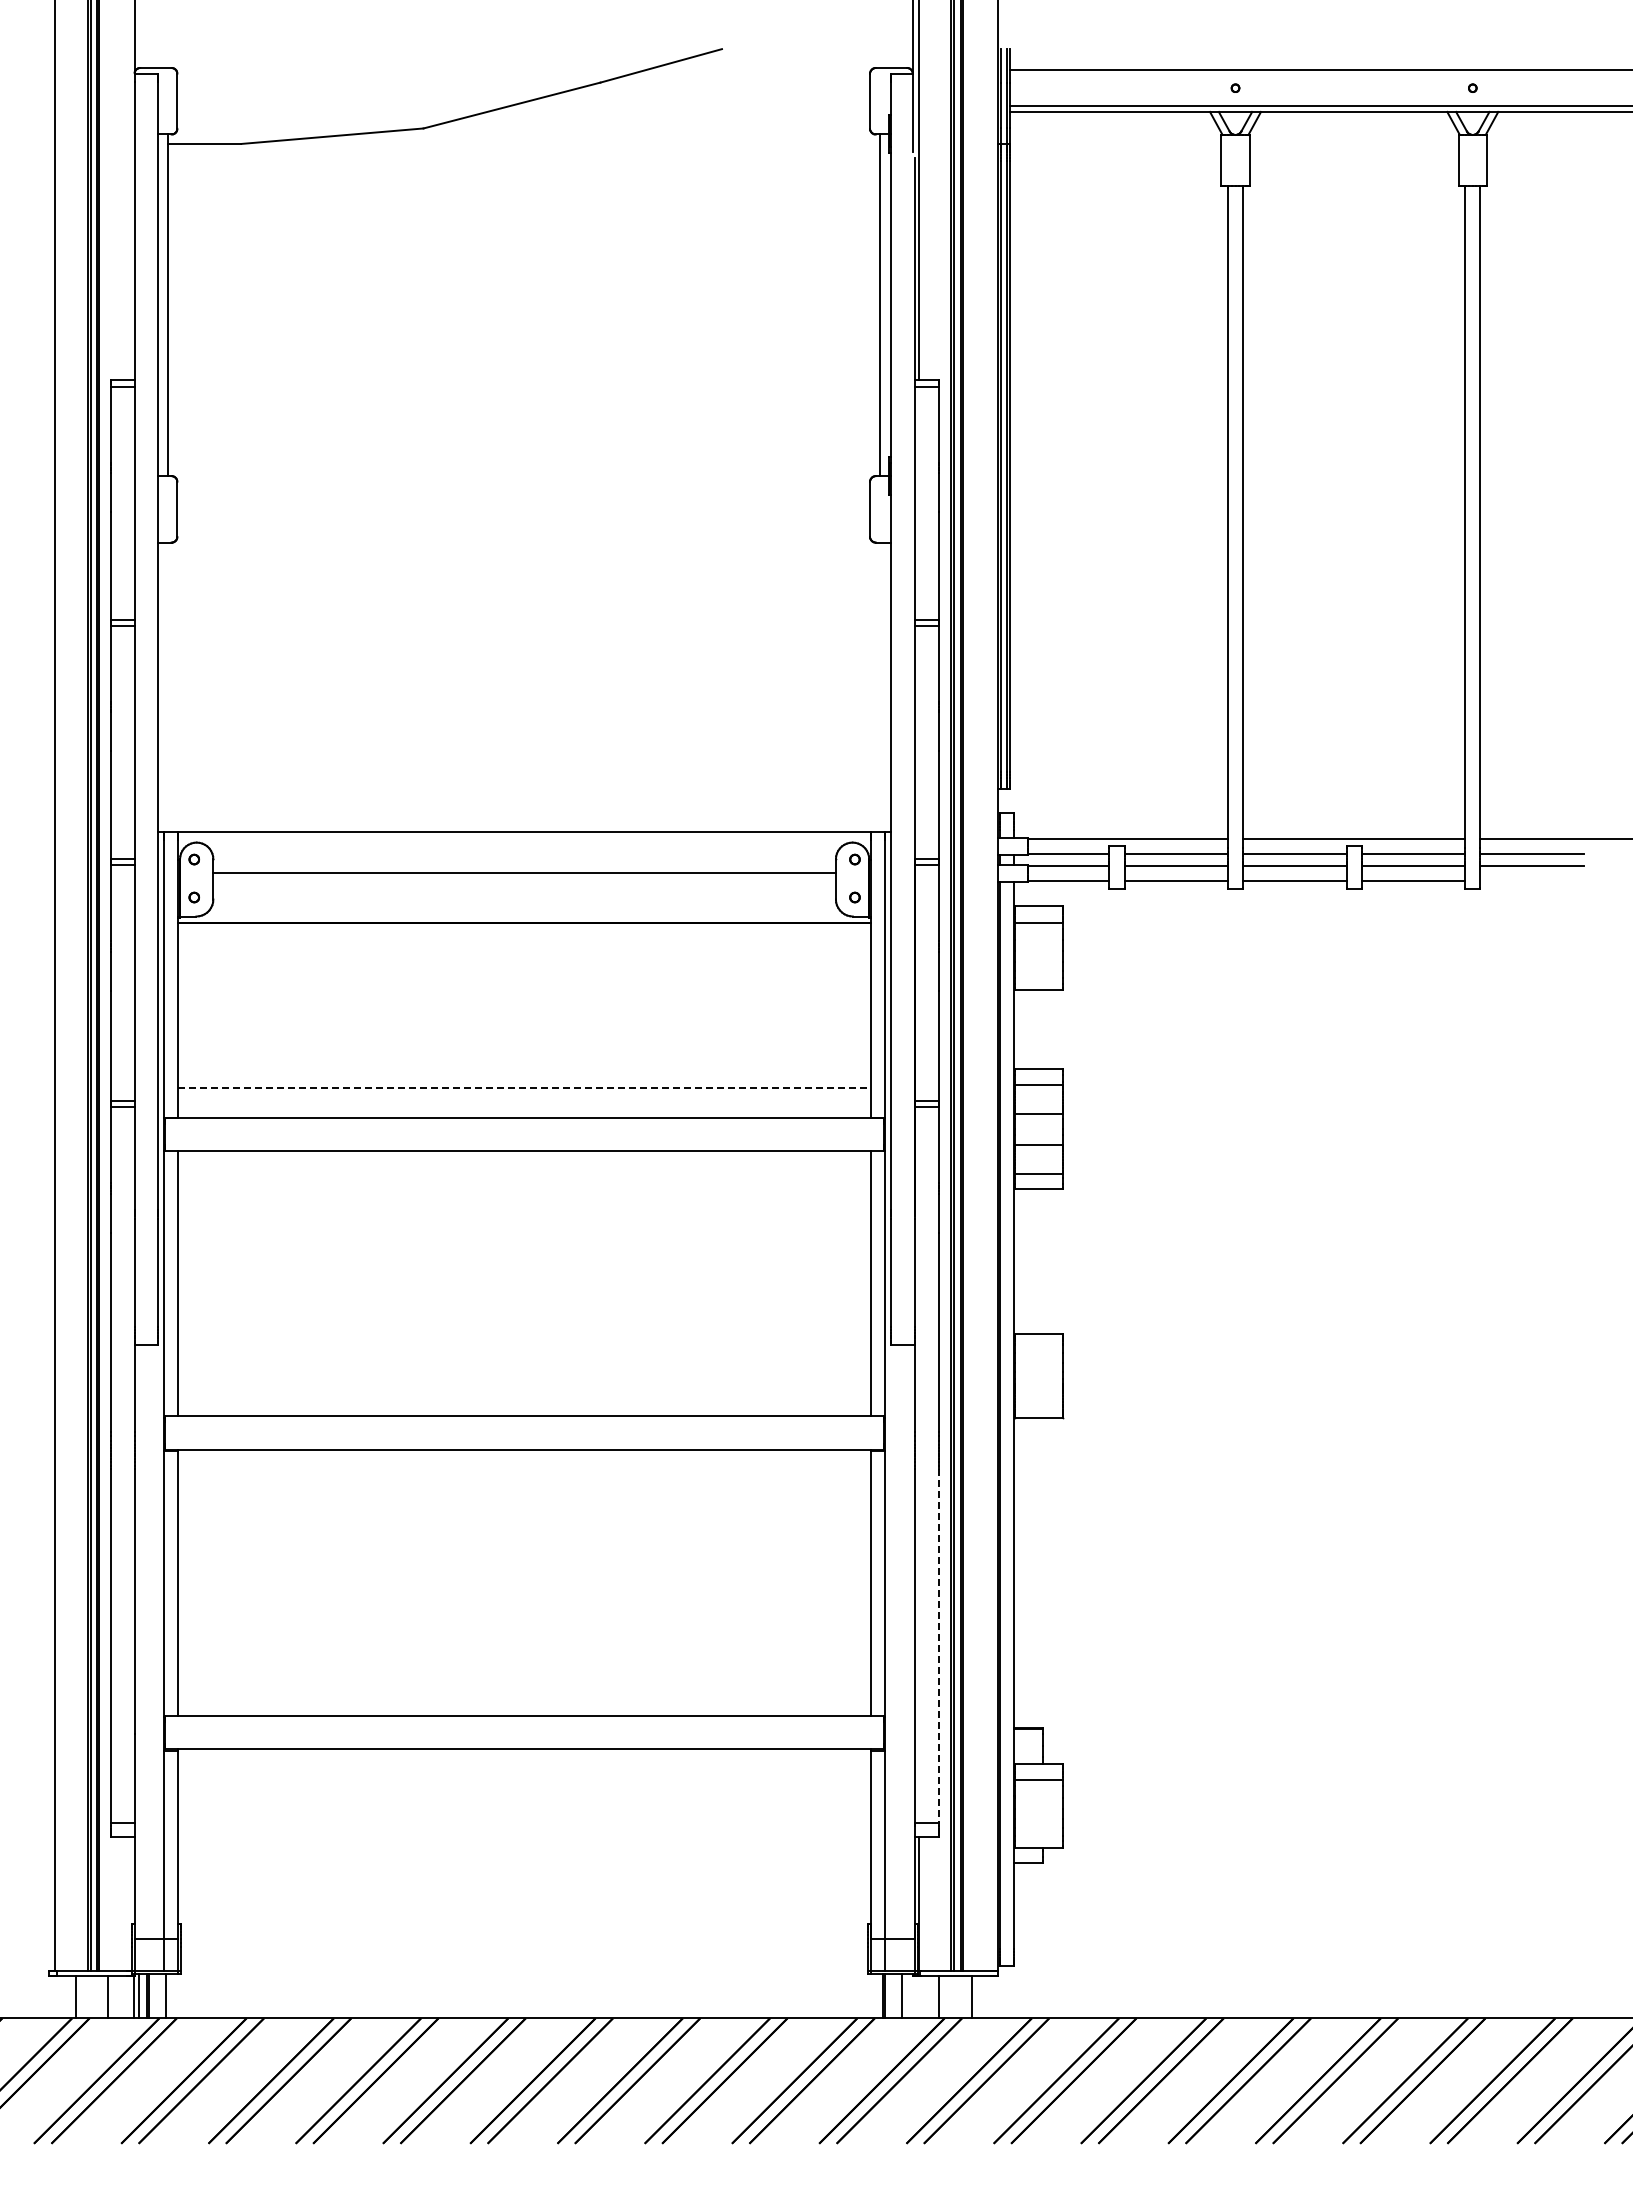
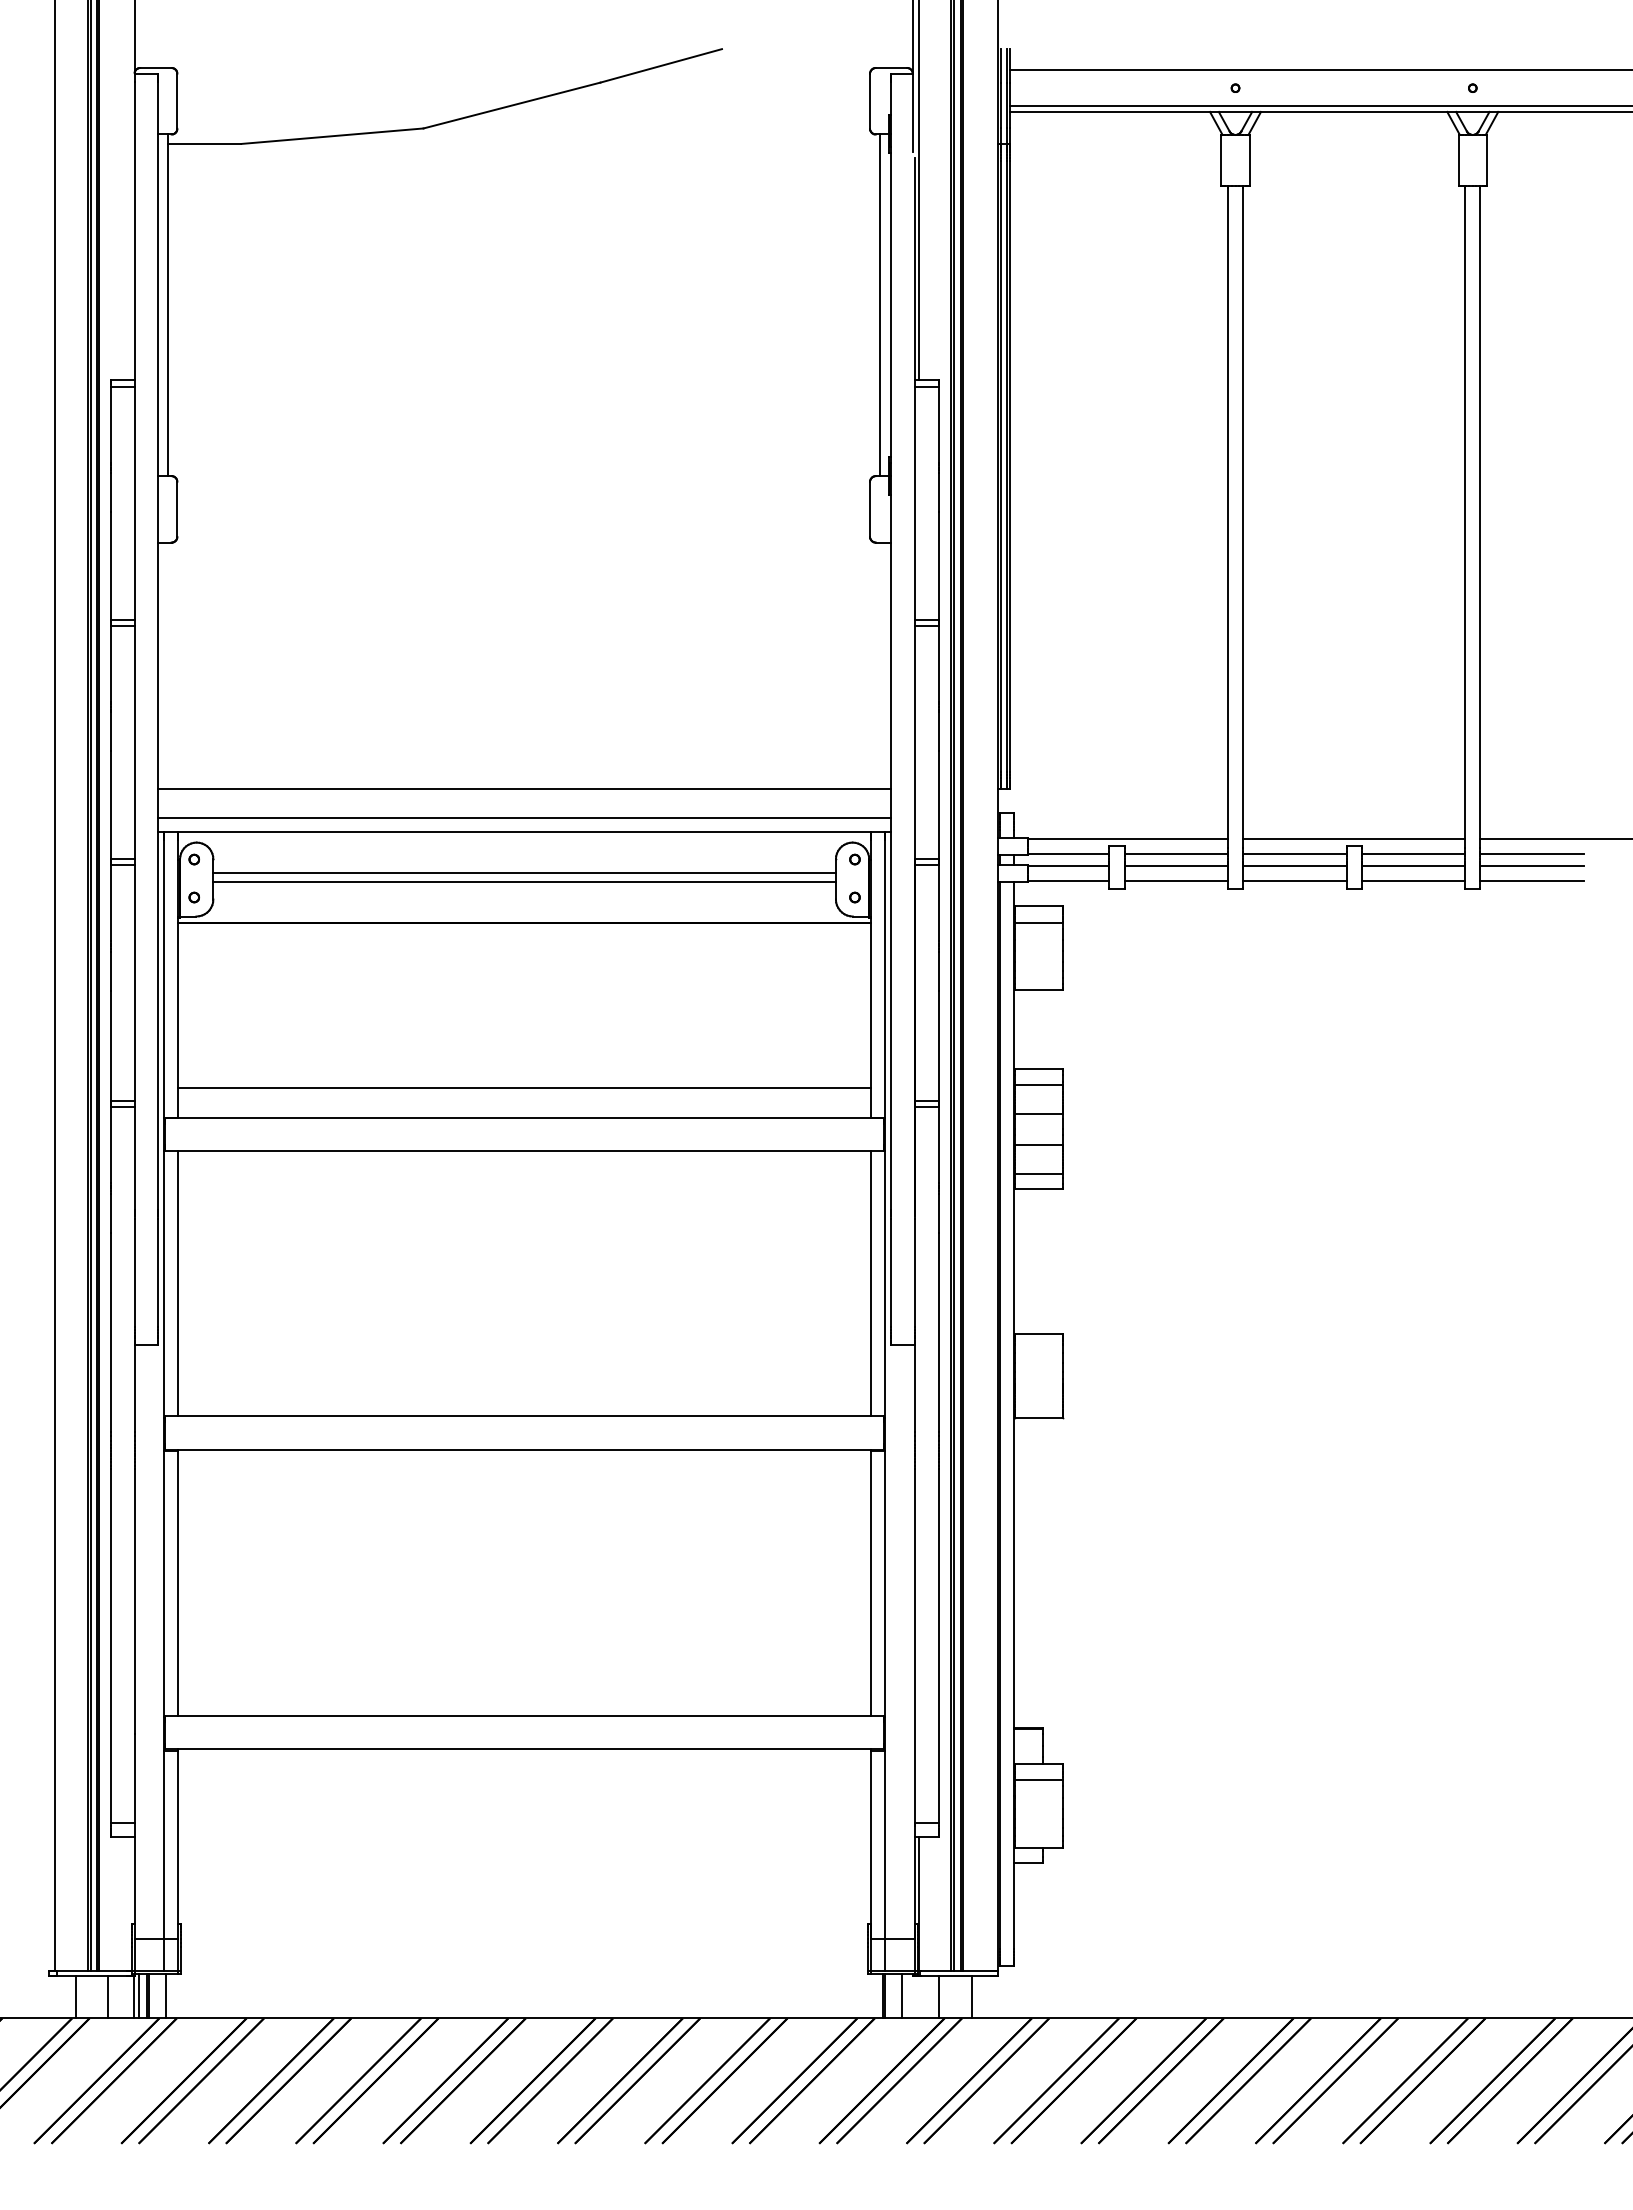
line: none -> present (524, 789)
line: none -> present (524, 817)
line: none -> present (1531, 880)
line: none -> present (524, 882)
line: dashed -> solid (525, 1088)
line: dashed -> solid (938, 1646)
